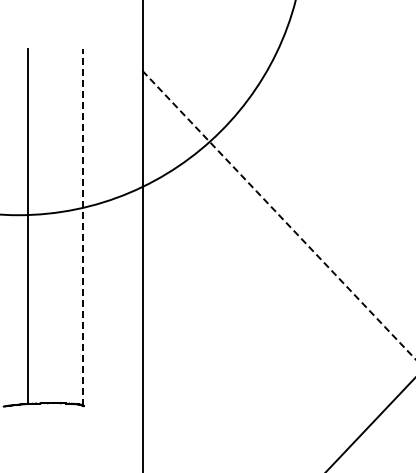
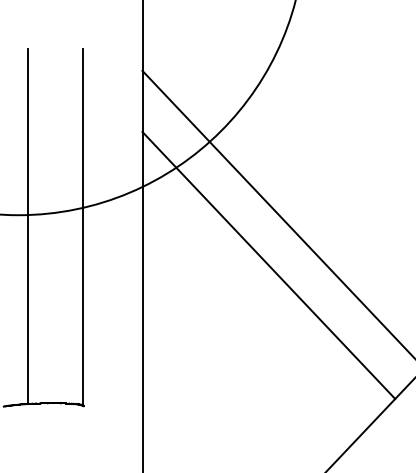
line: dashed -> solid (279, 215)
line: dashed -> solid (83, 226)
line: none -> present (268, 264)
